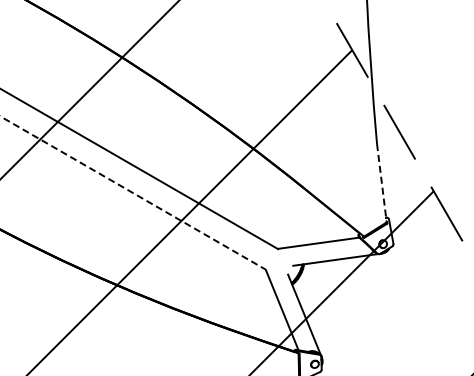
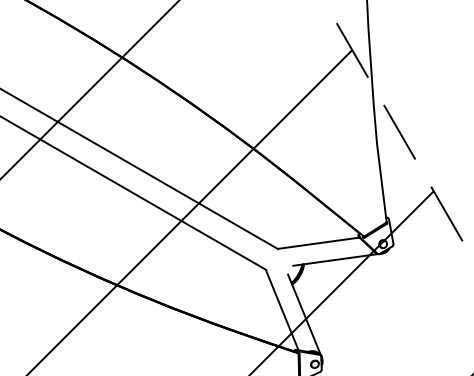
line: dashed -> solid (381, 183)
line: dashed -> solid (133, 193)
